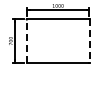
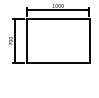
line: dashed -> solid (26, 41)
line: dashed -> solid (89, 41)
